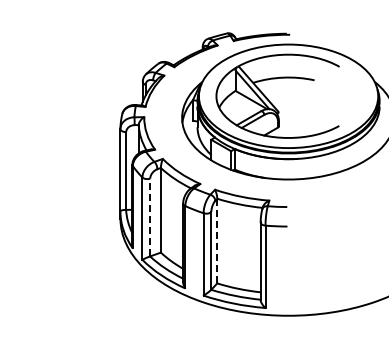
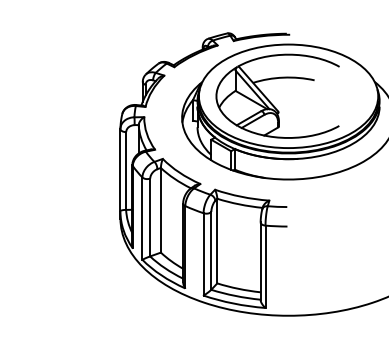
line: dashed -> solid (150, 217)
line: dashed -> solid (217, 241)
